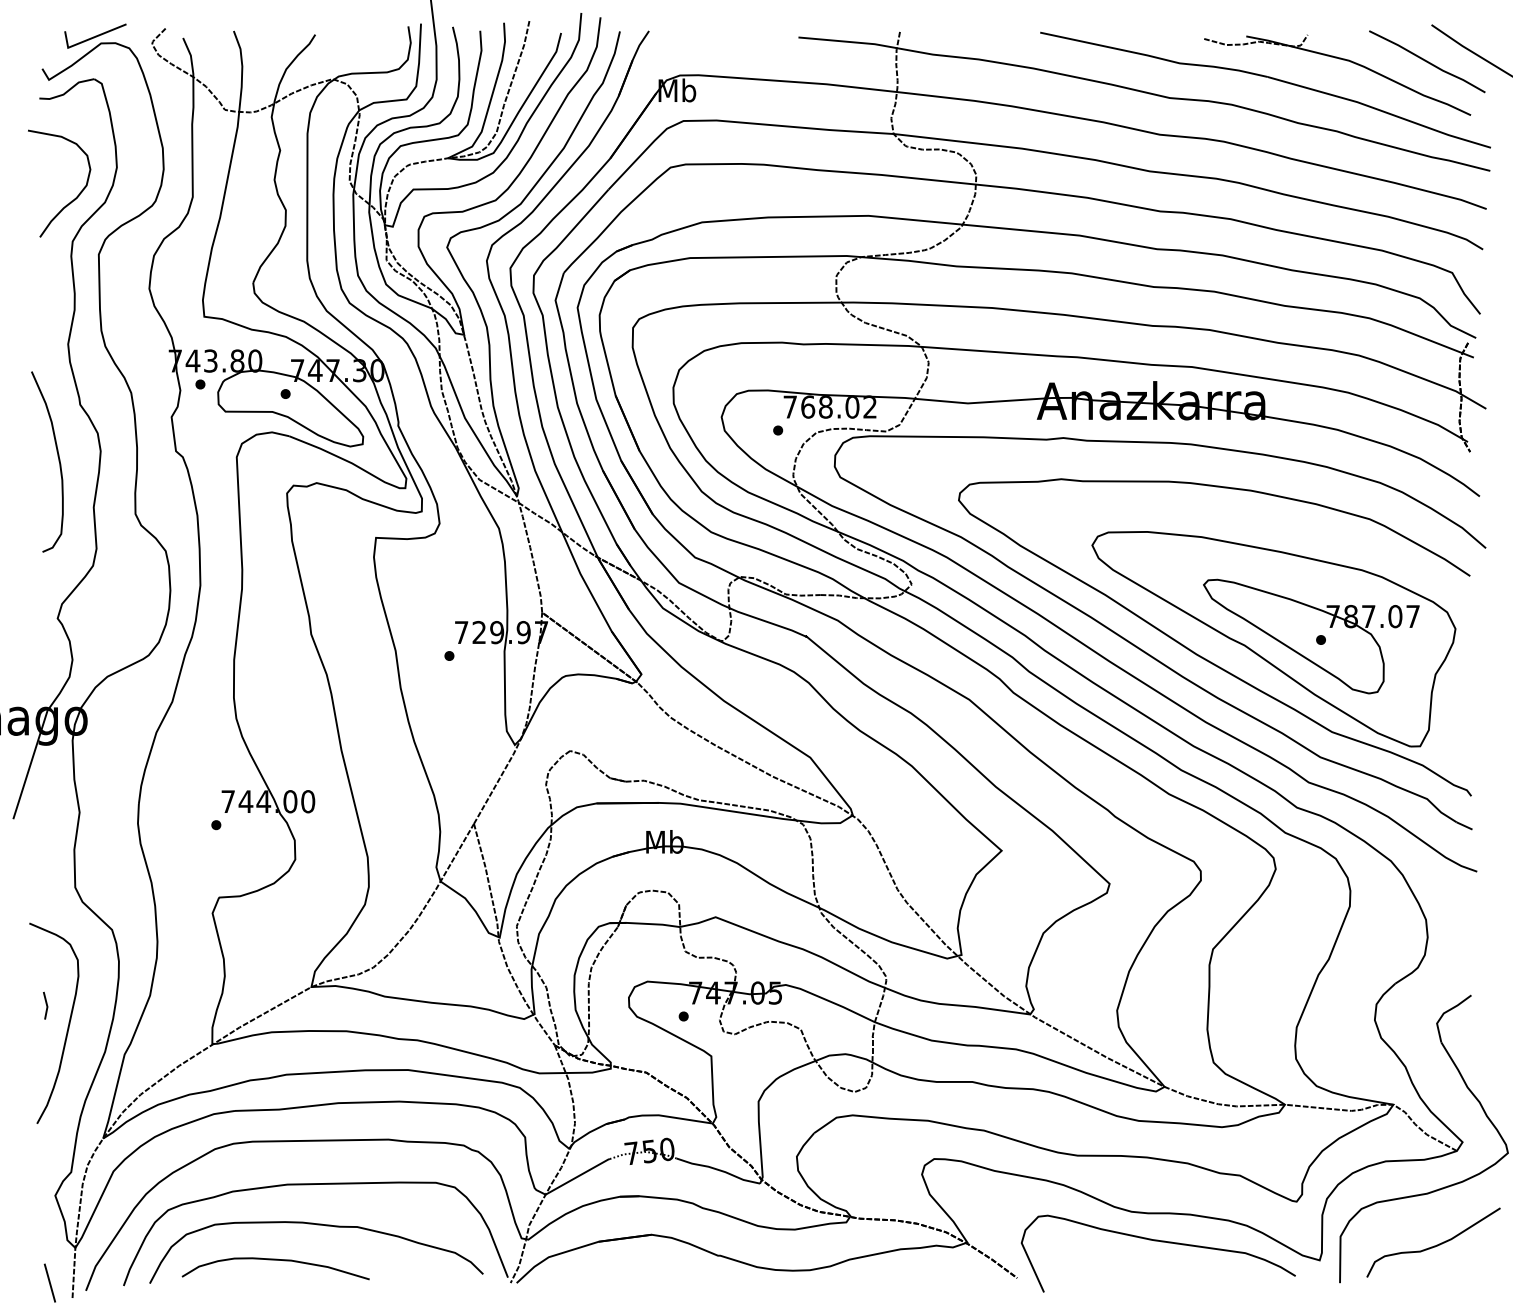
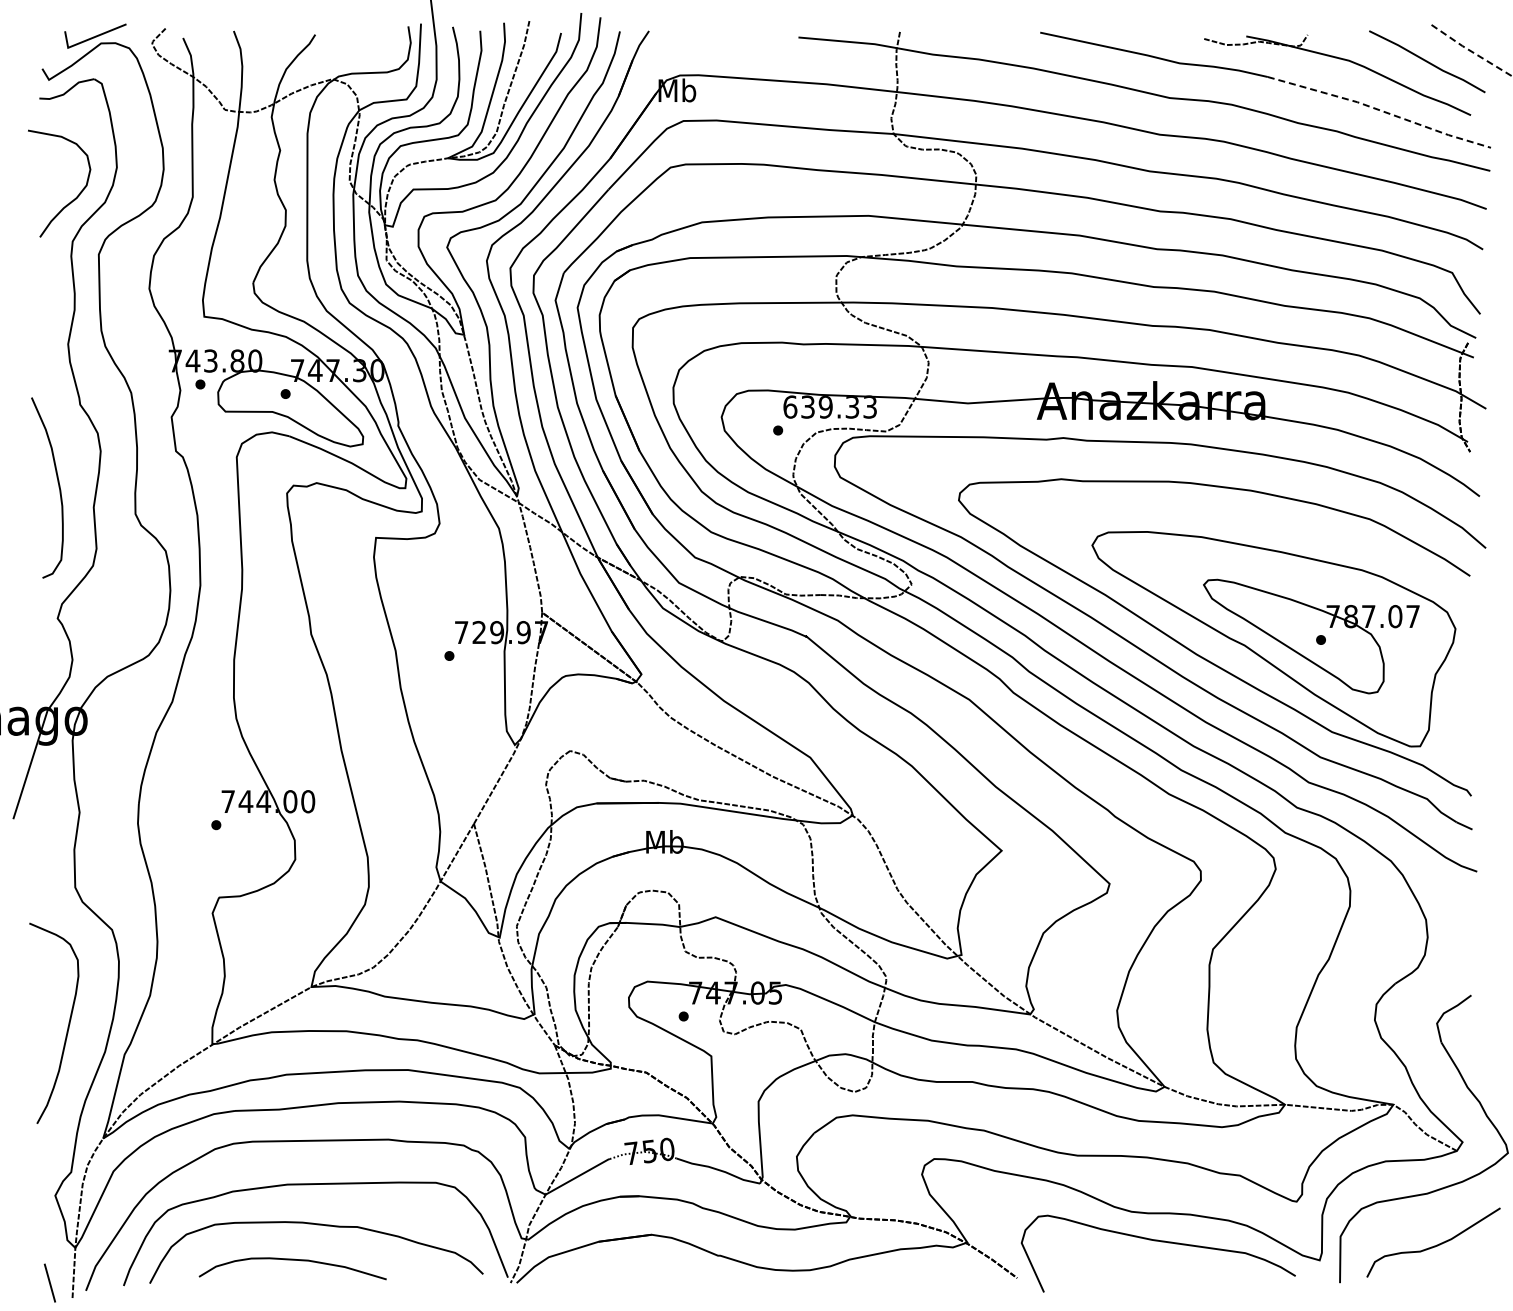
line: solid -> dashed (1471, 51)
line: solid -> dashed (1380, 110)
text: 768.02 -> 639.33 (829, 406)
curve position: (58, 461) -> (58, 487) (58, 487)
line: present -> none (45, 1004)
curve position: (275, 1260) -> (292, 1260) (292, 1260)
